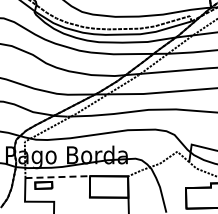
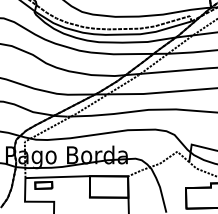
line: dashed -> solid (58, 177)
